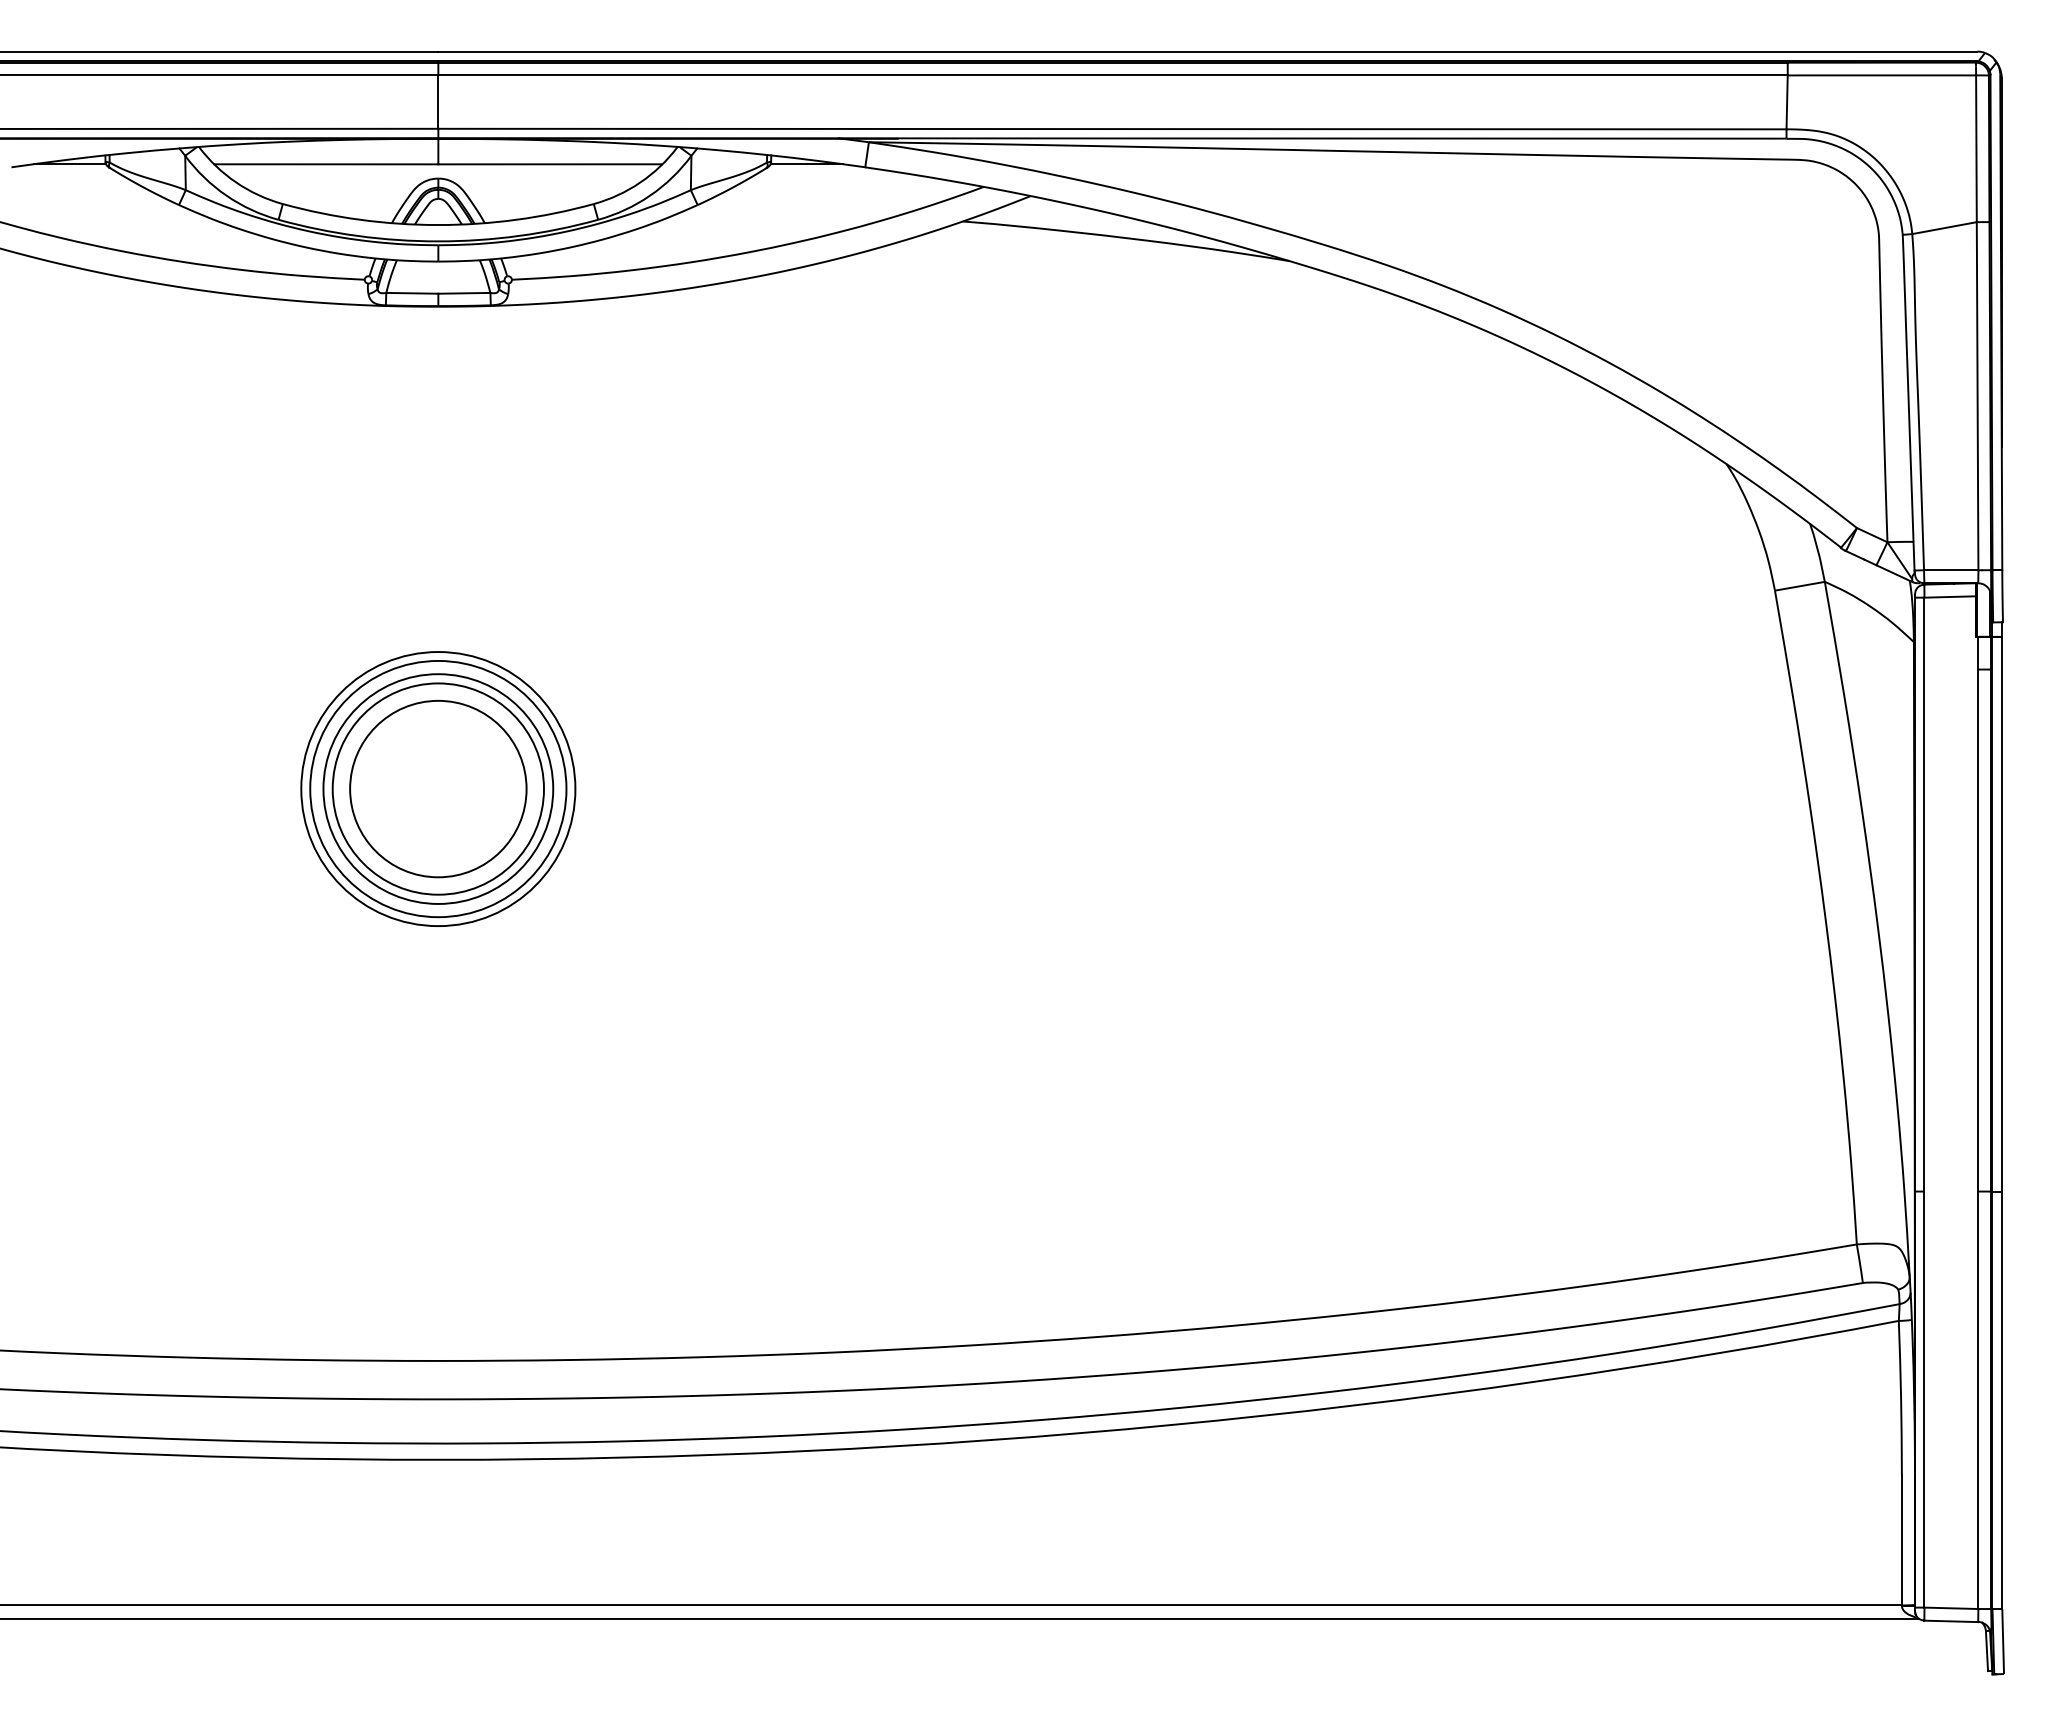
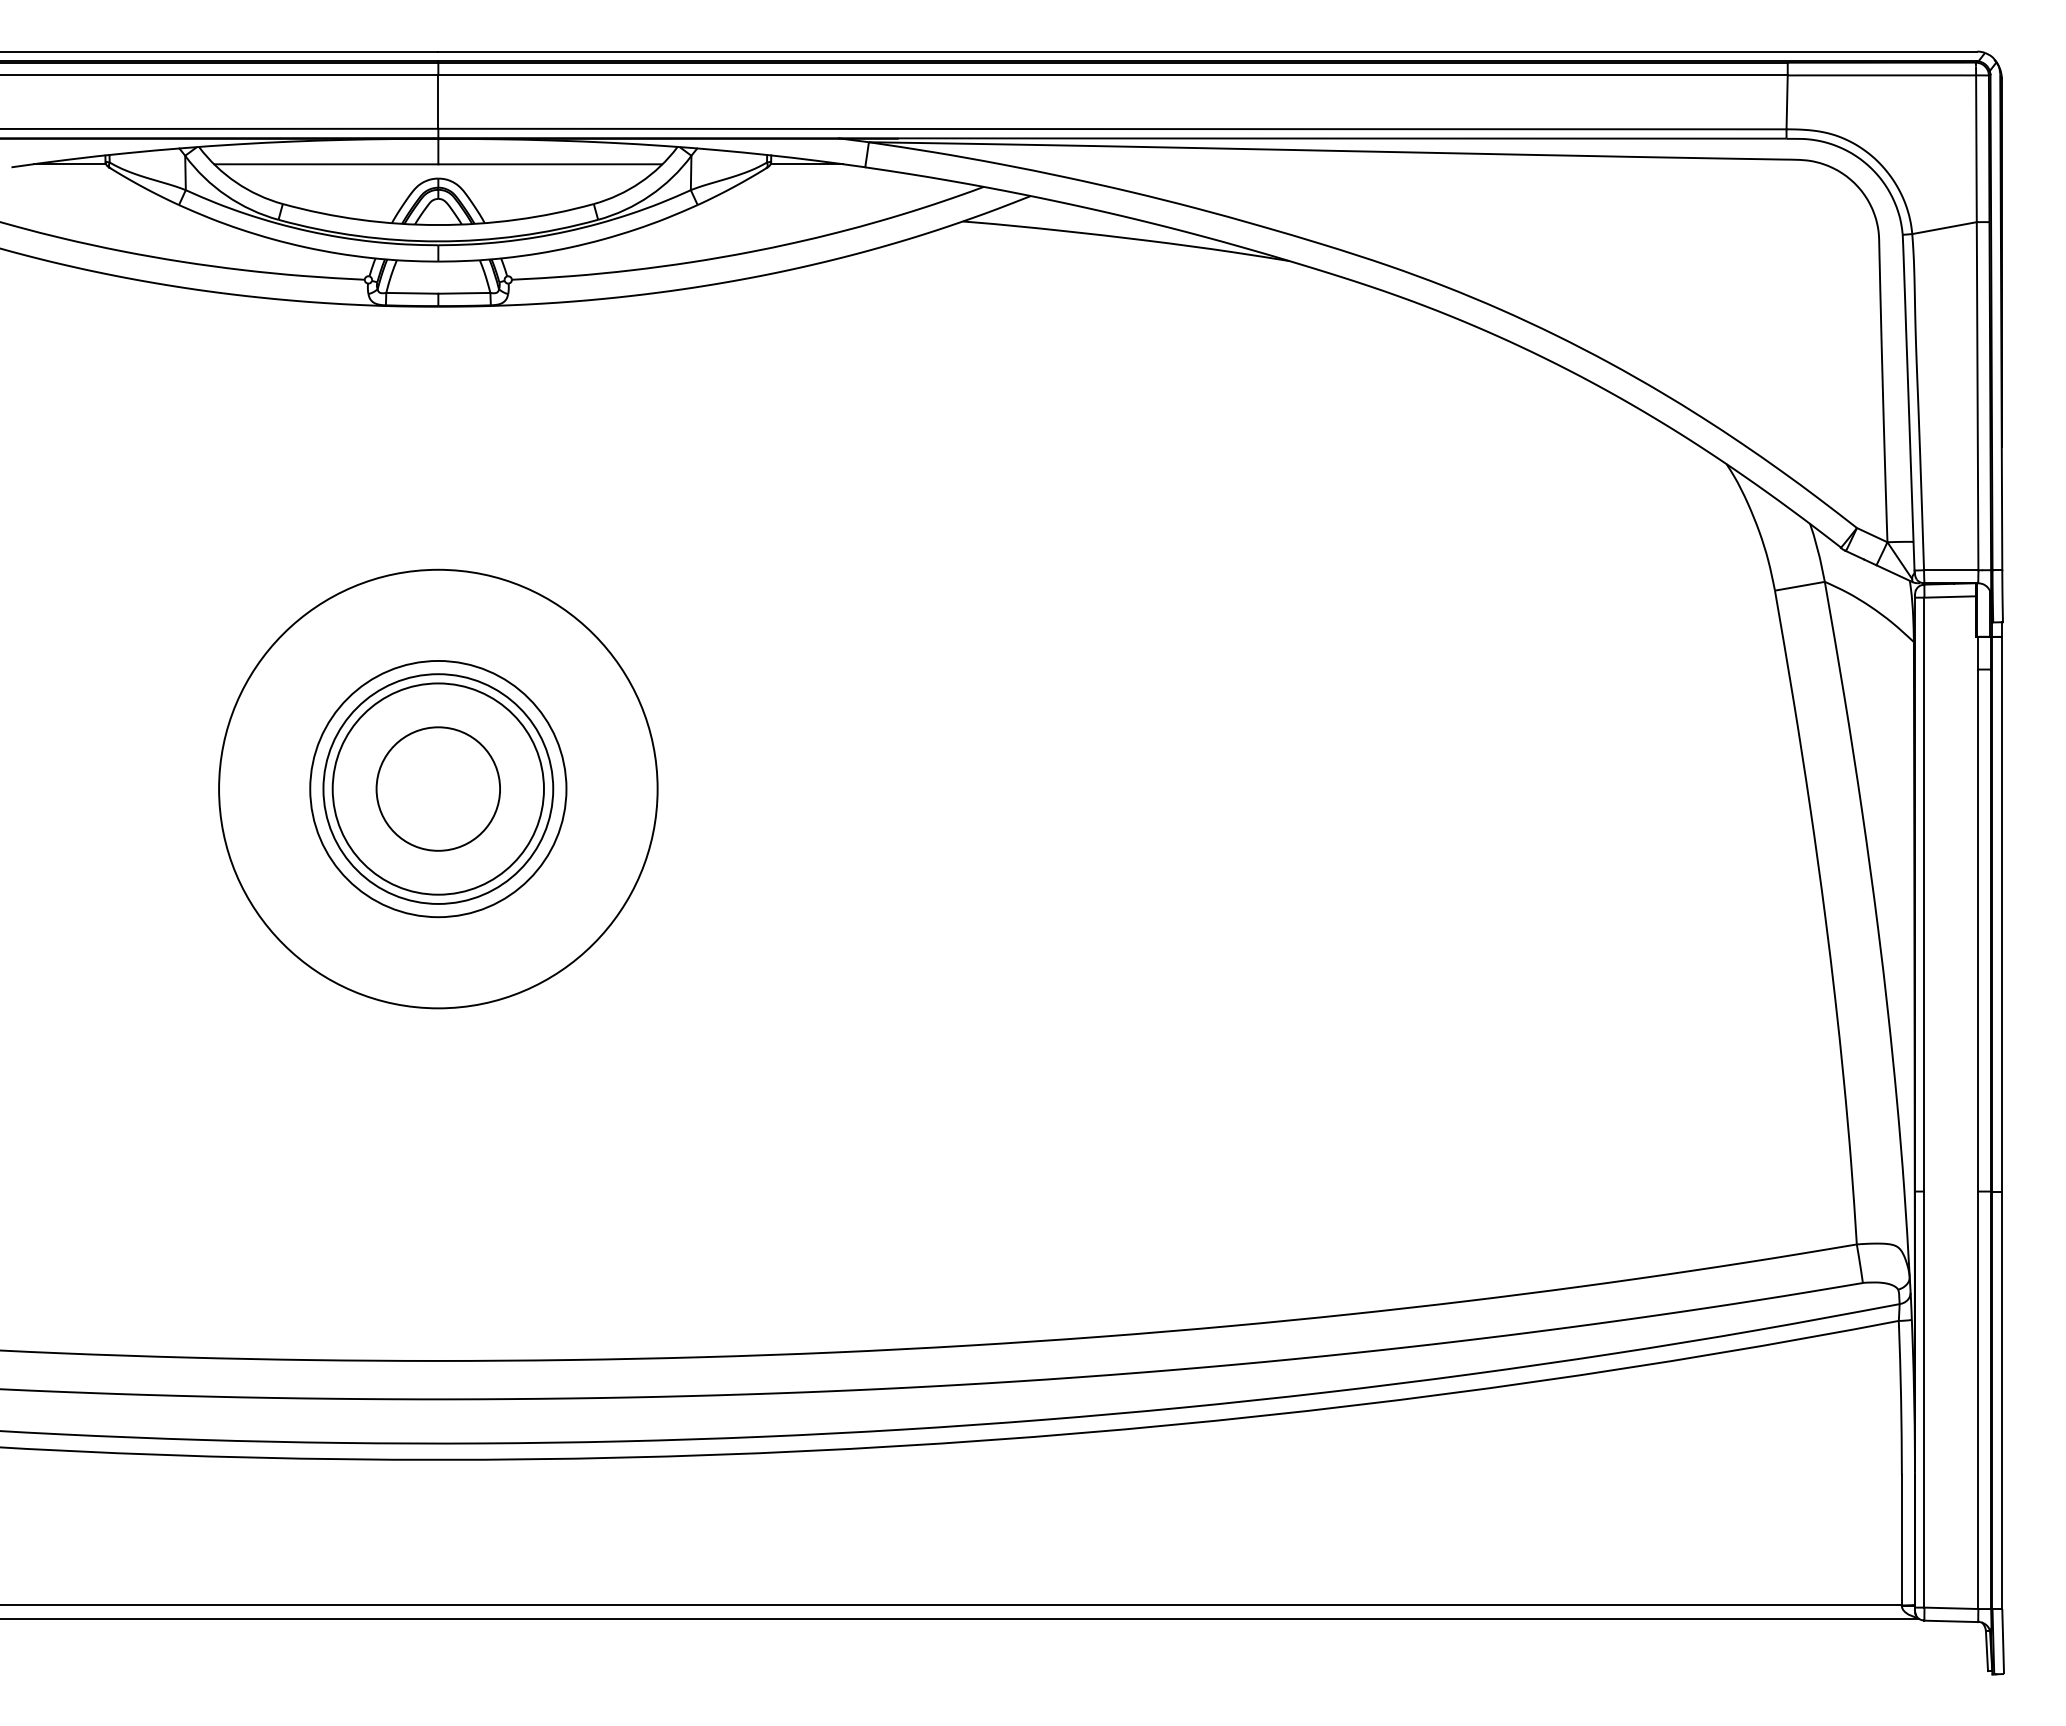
circle diameter: 176 px -> 124 px (438, 788)
circle diameter: 274 px -> 439 px (438, 788)
